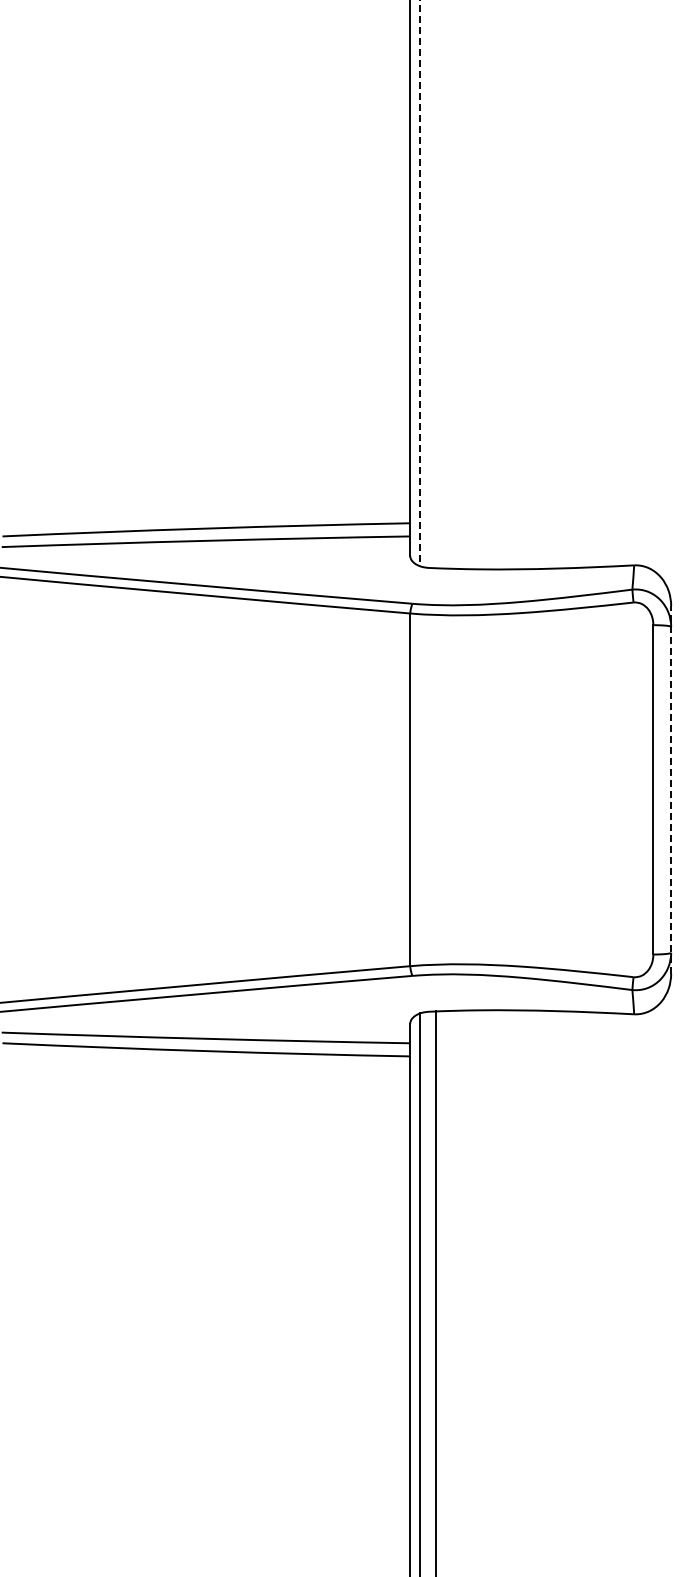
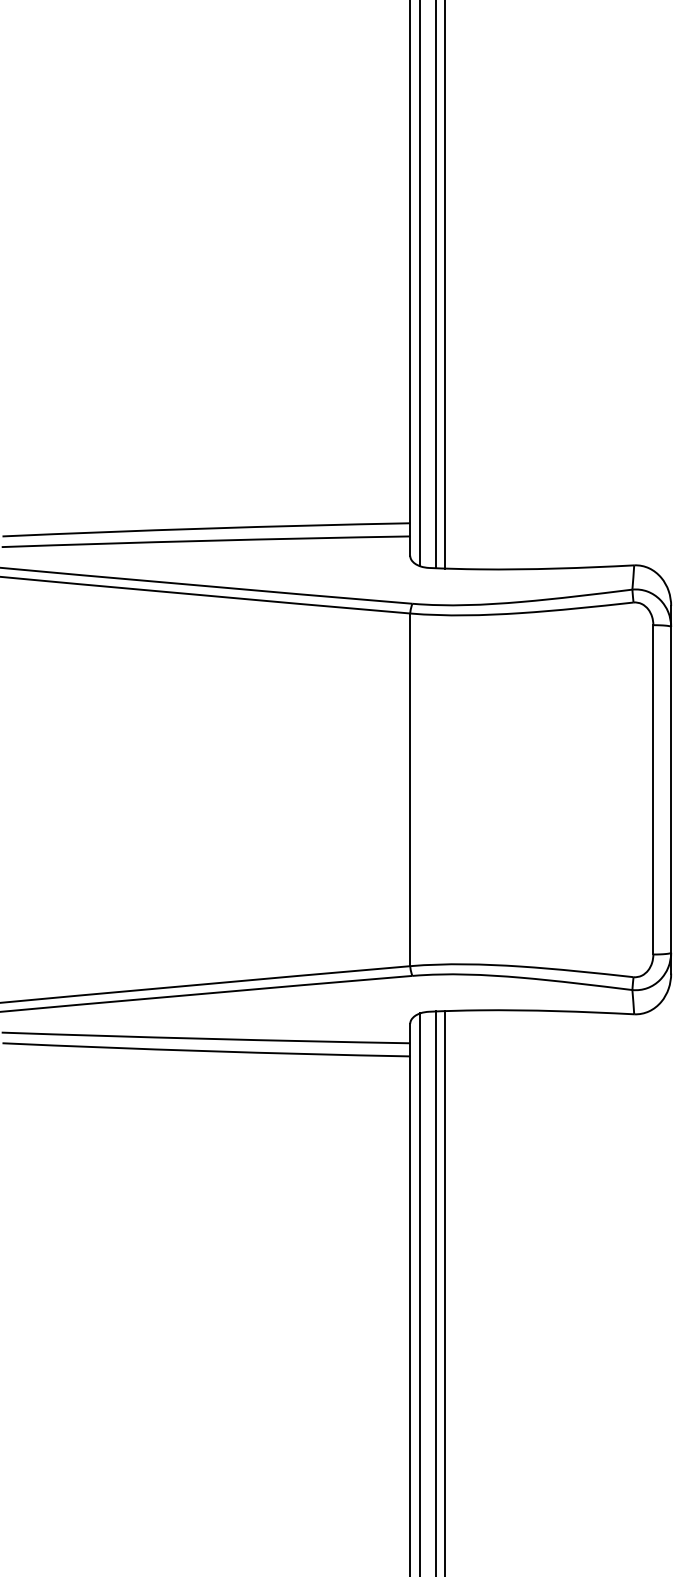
line: dashed -> solid (420, 283)
line: none -> present (436, 285)
line: none -> present (445, 285)
line: dashed -> solid (671, 789)
line: none -> present (445, 1292)
